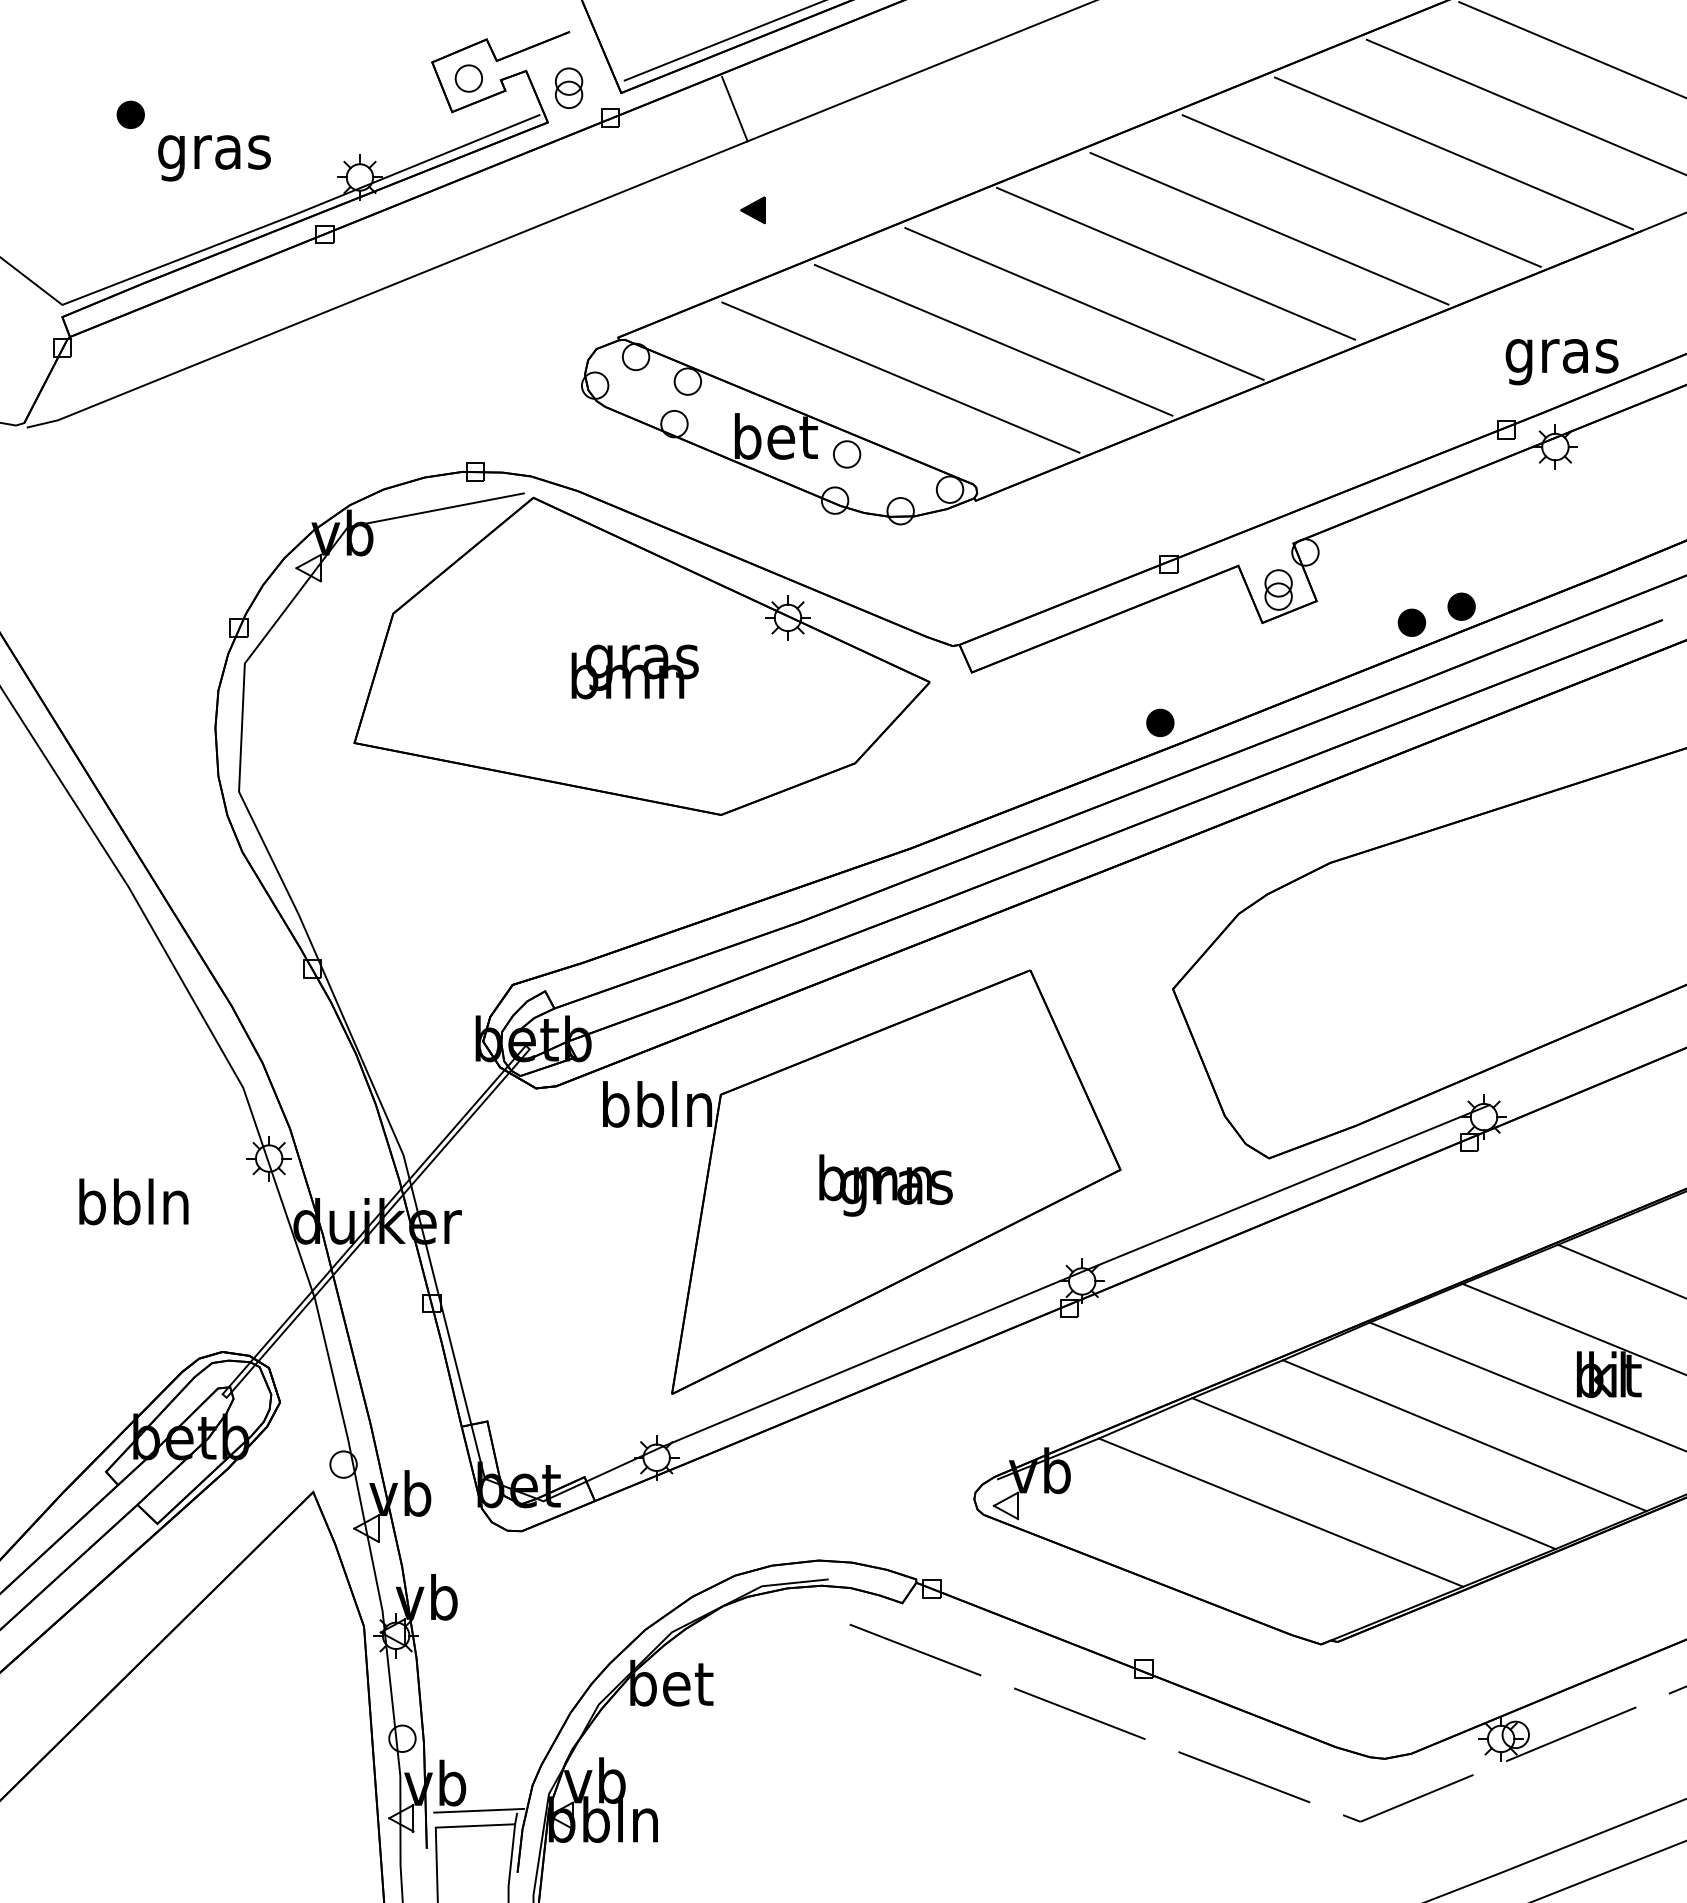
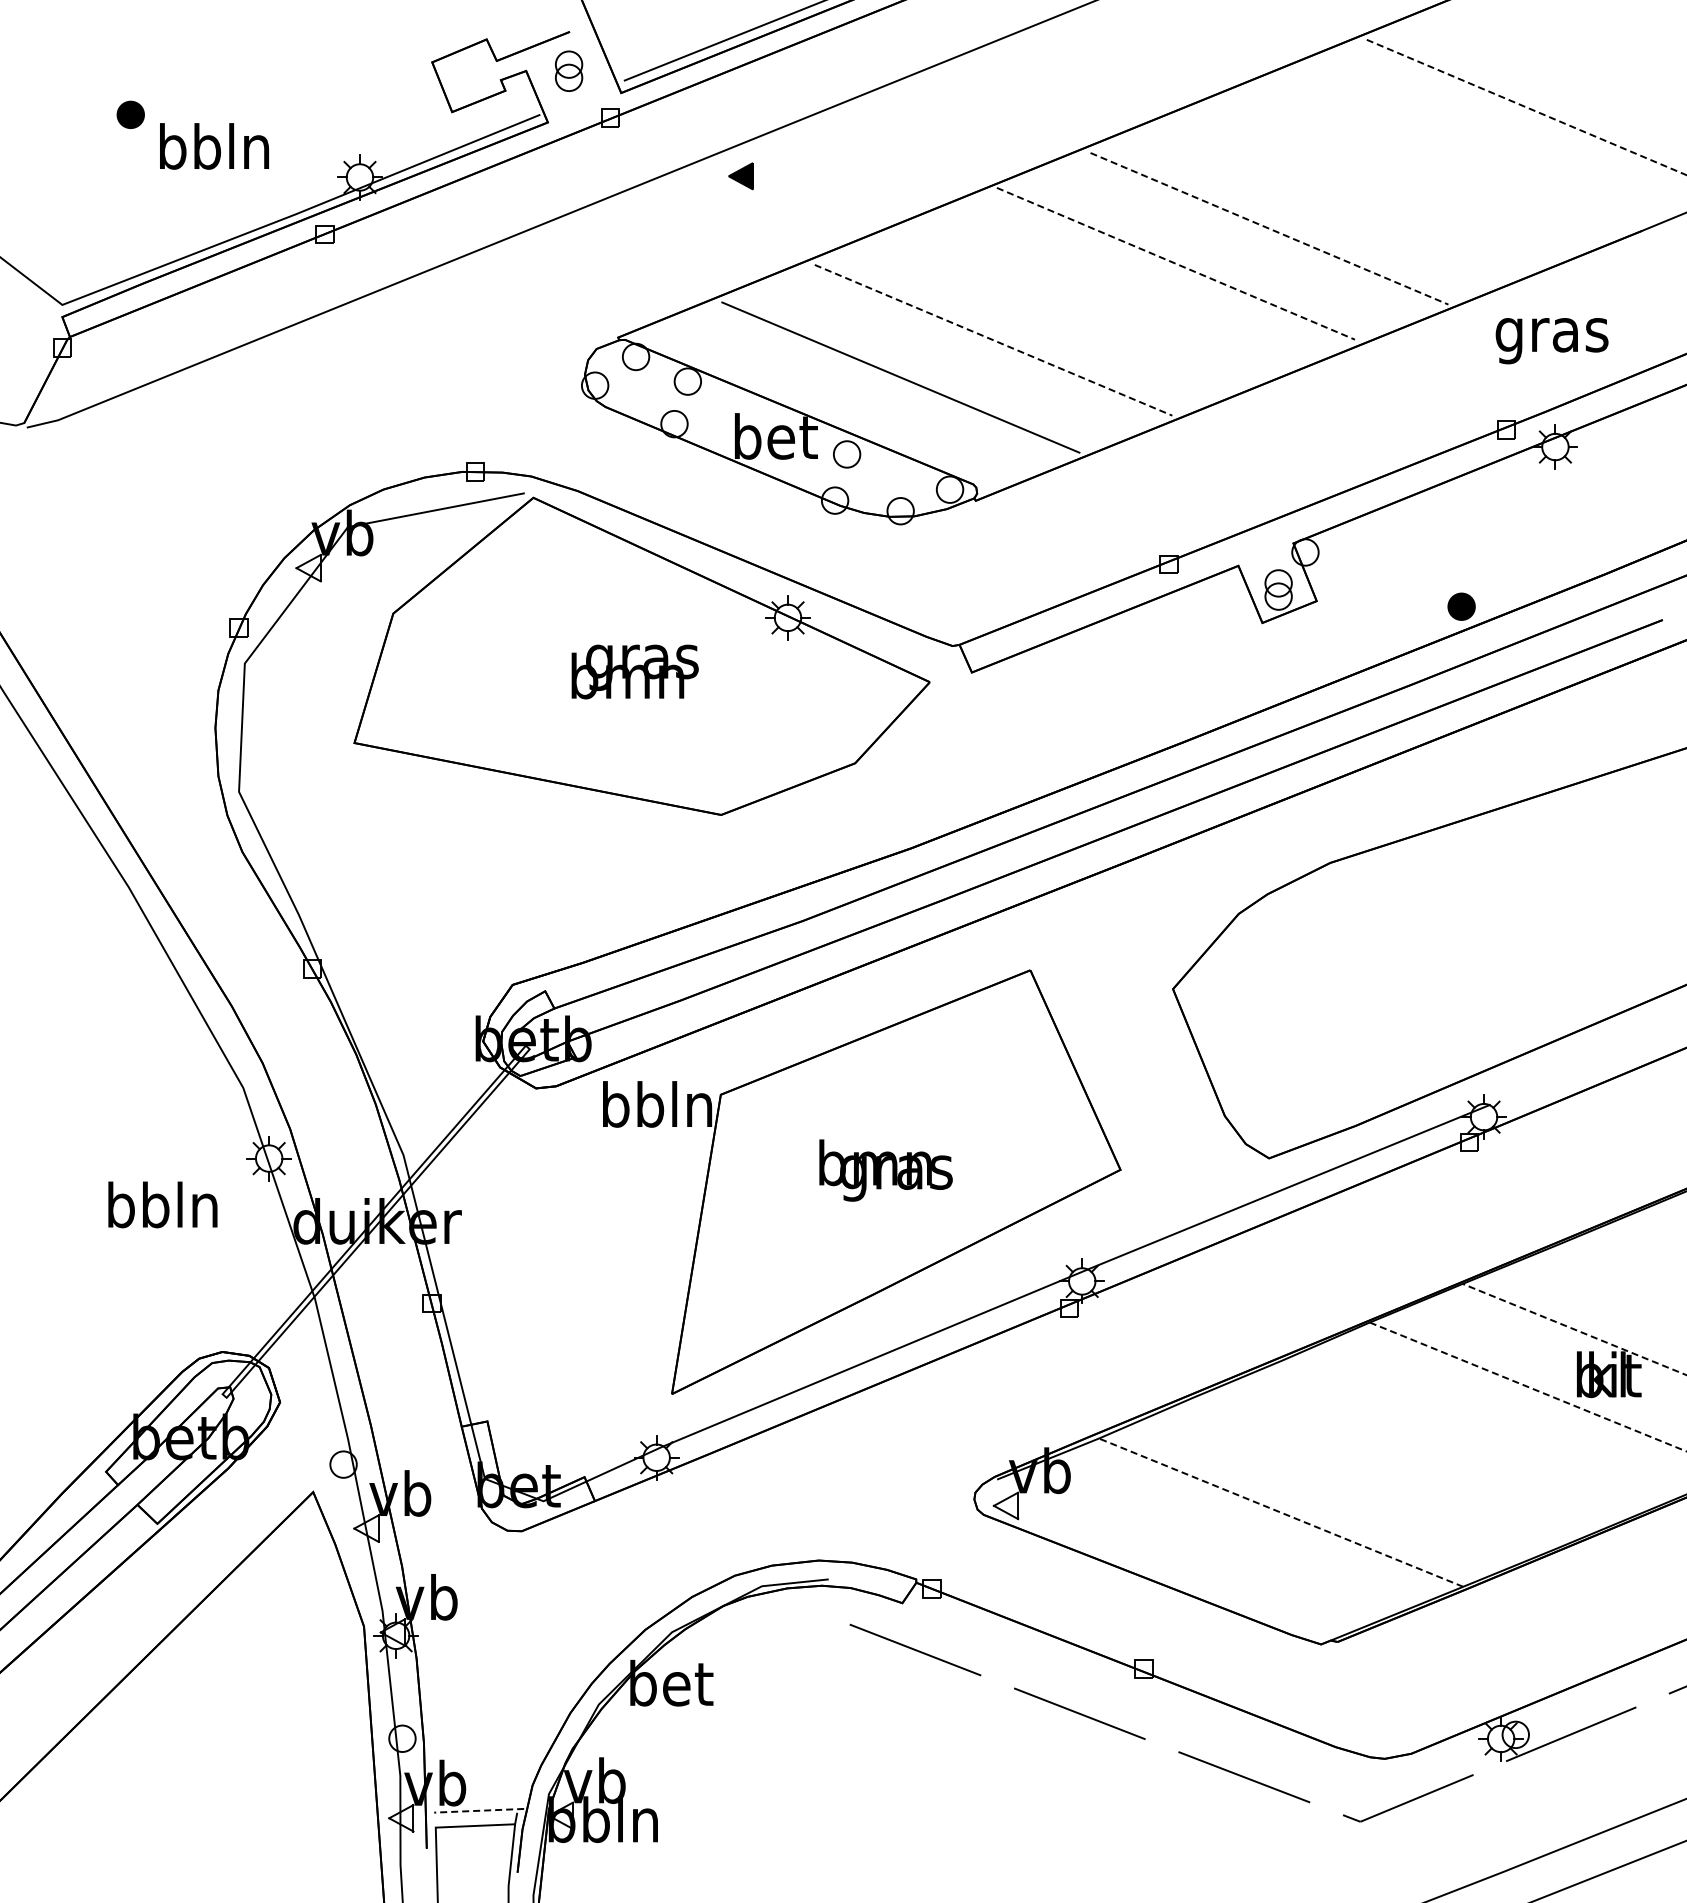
line: present -> none (1571, 49)
part: present -> none (468, 78)
part position: (569, 87) -> (569, 70) (569, 70)
line: solid -> dashed (1526, 107)
line: present -> none (734, 109)
text: gras -> bbln (214, 152)
line: present -> none (1453, 153)
line: present -> none (1361, 190)
part position: (752, 210) -> (740, 176) (740, 176)
line: solid -> dashed (1269, 229)
line: solid -> dashed (1176, 263)
line: present -> none (1084, 303)
line: solid -> dashed (994, 340)
text position: (1561, 362) -> (1551, 341) (1551, 341)
part: present -> none (1411, 622)
part: present -> none (1160, 722)
text position: (885, 1185) -> (885, 1170) (885, 1170)
text position: (133, 1201) -> (162, 1204) (162, 1204)
line: present -> none (1620, 1270)
line: solid -> dashed (1574, 1329)
line: solid -> dashed (1527, 1386)
line: present -> none (1464, 1435)
line: present -> none (1373, 1473)
line: solid -> dashed (1281, 1512)
line: solid -> dashed (479, 1810)
